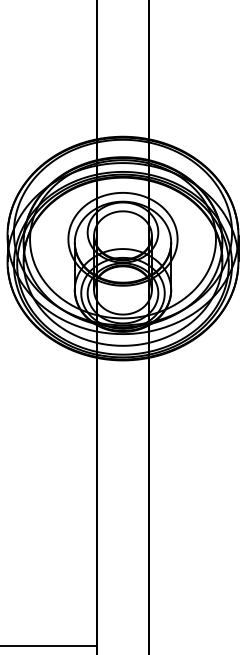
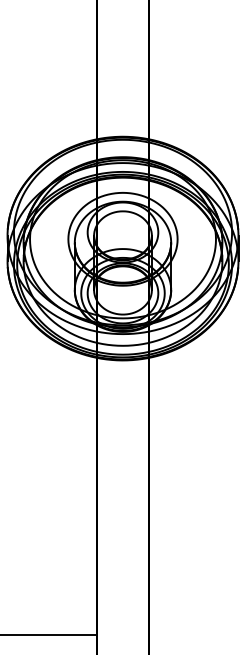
line position: (49, 646) -> (49, 635) (49, 635)
